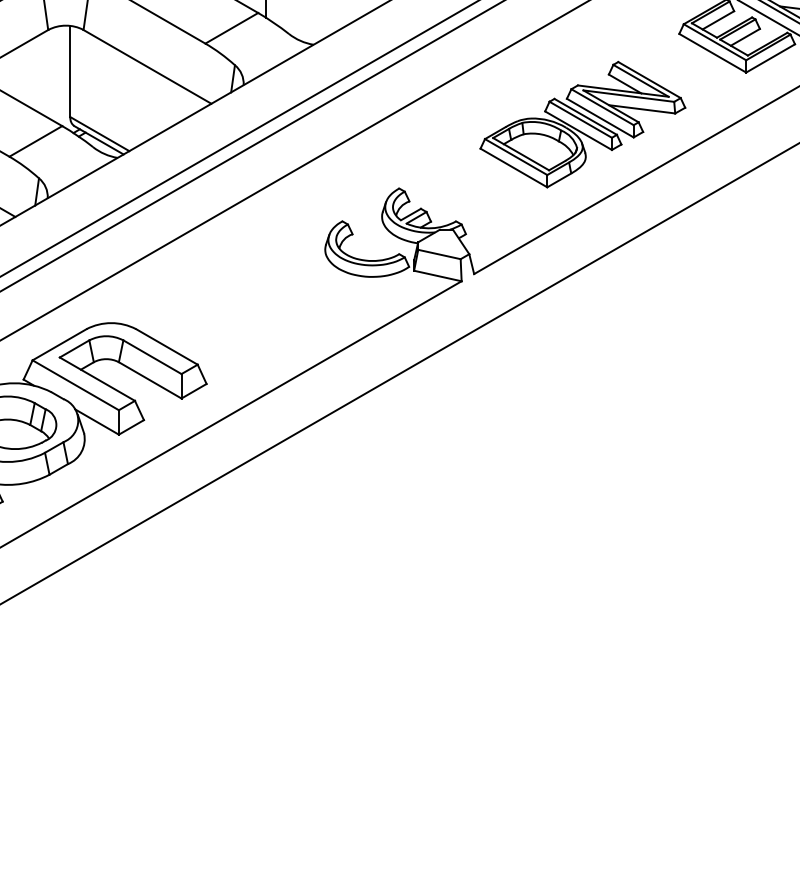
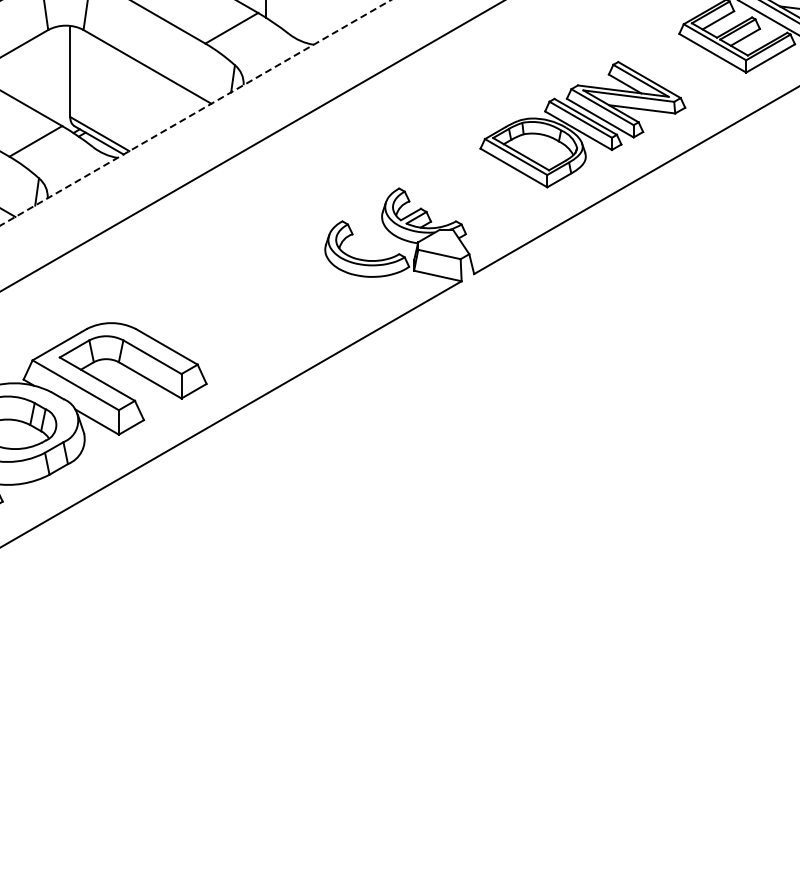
line: solid -> dashed (195, 112)
line: present -> none (238, 138)
line: present -> none (294, 170)
line: present -> none (399, 374)
